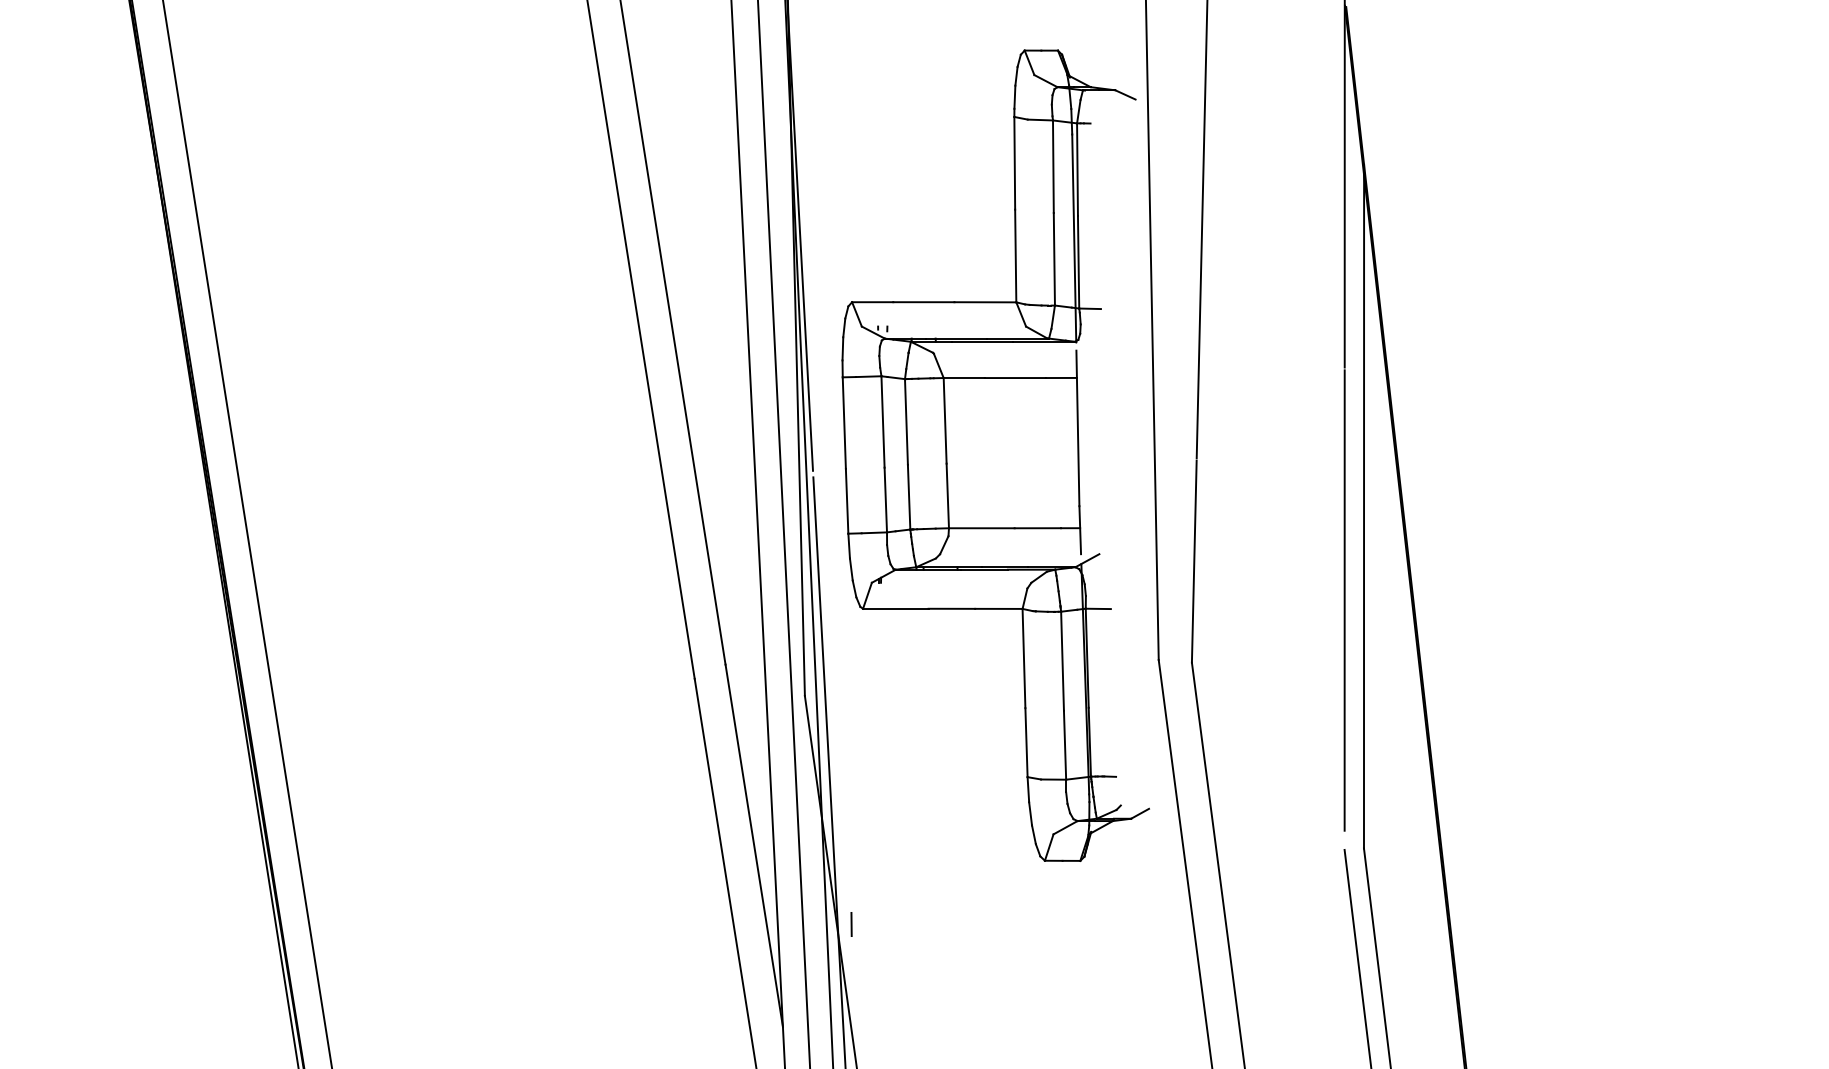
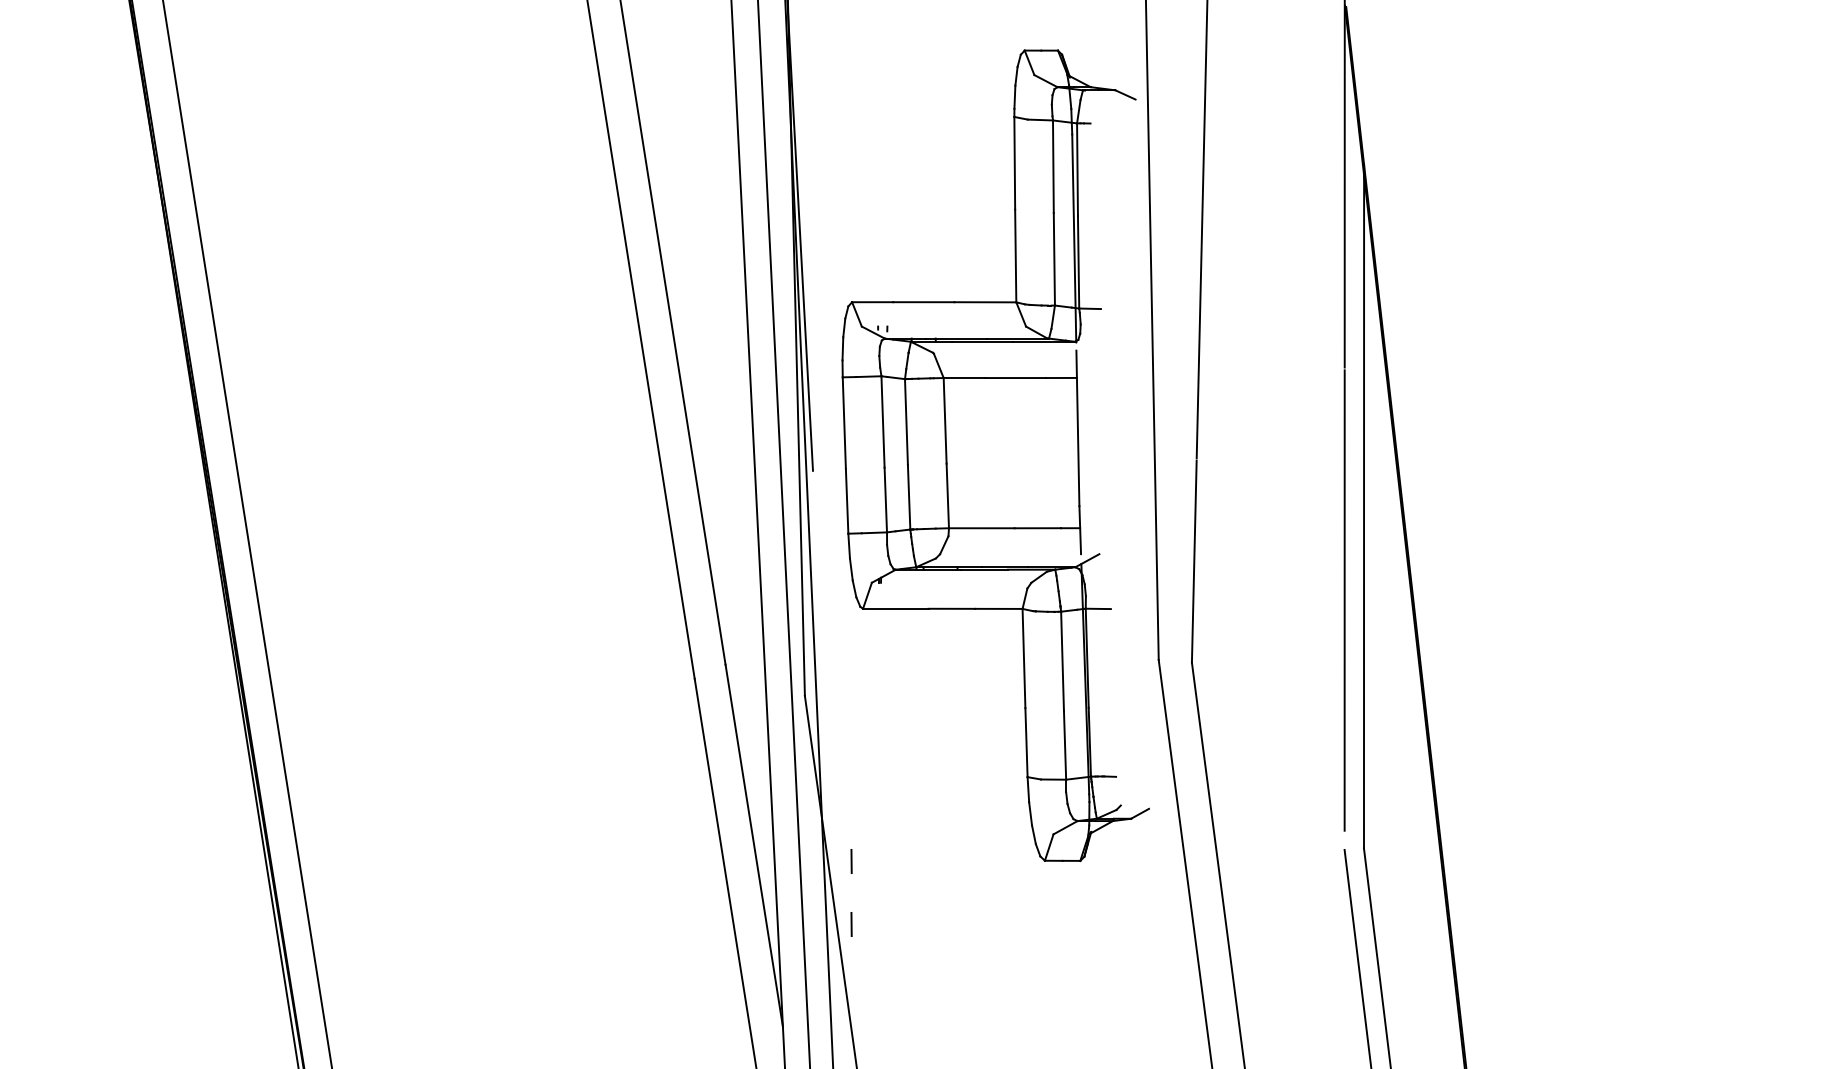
line: present -> none (829, 771)
line: none -> present (851, 861)
